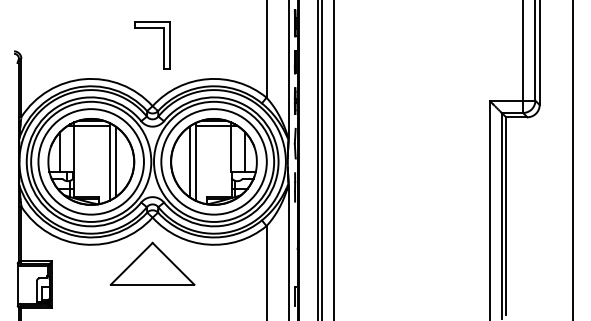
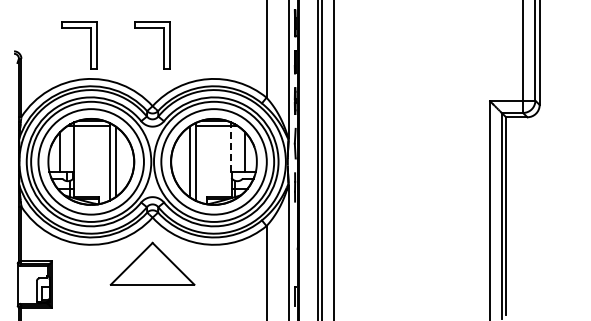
part: none -> present (90, 45)
line: solid -> dashed (231, 148)
line: present -> none (573, 159)
